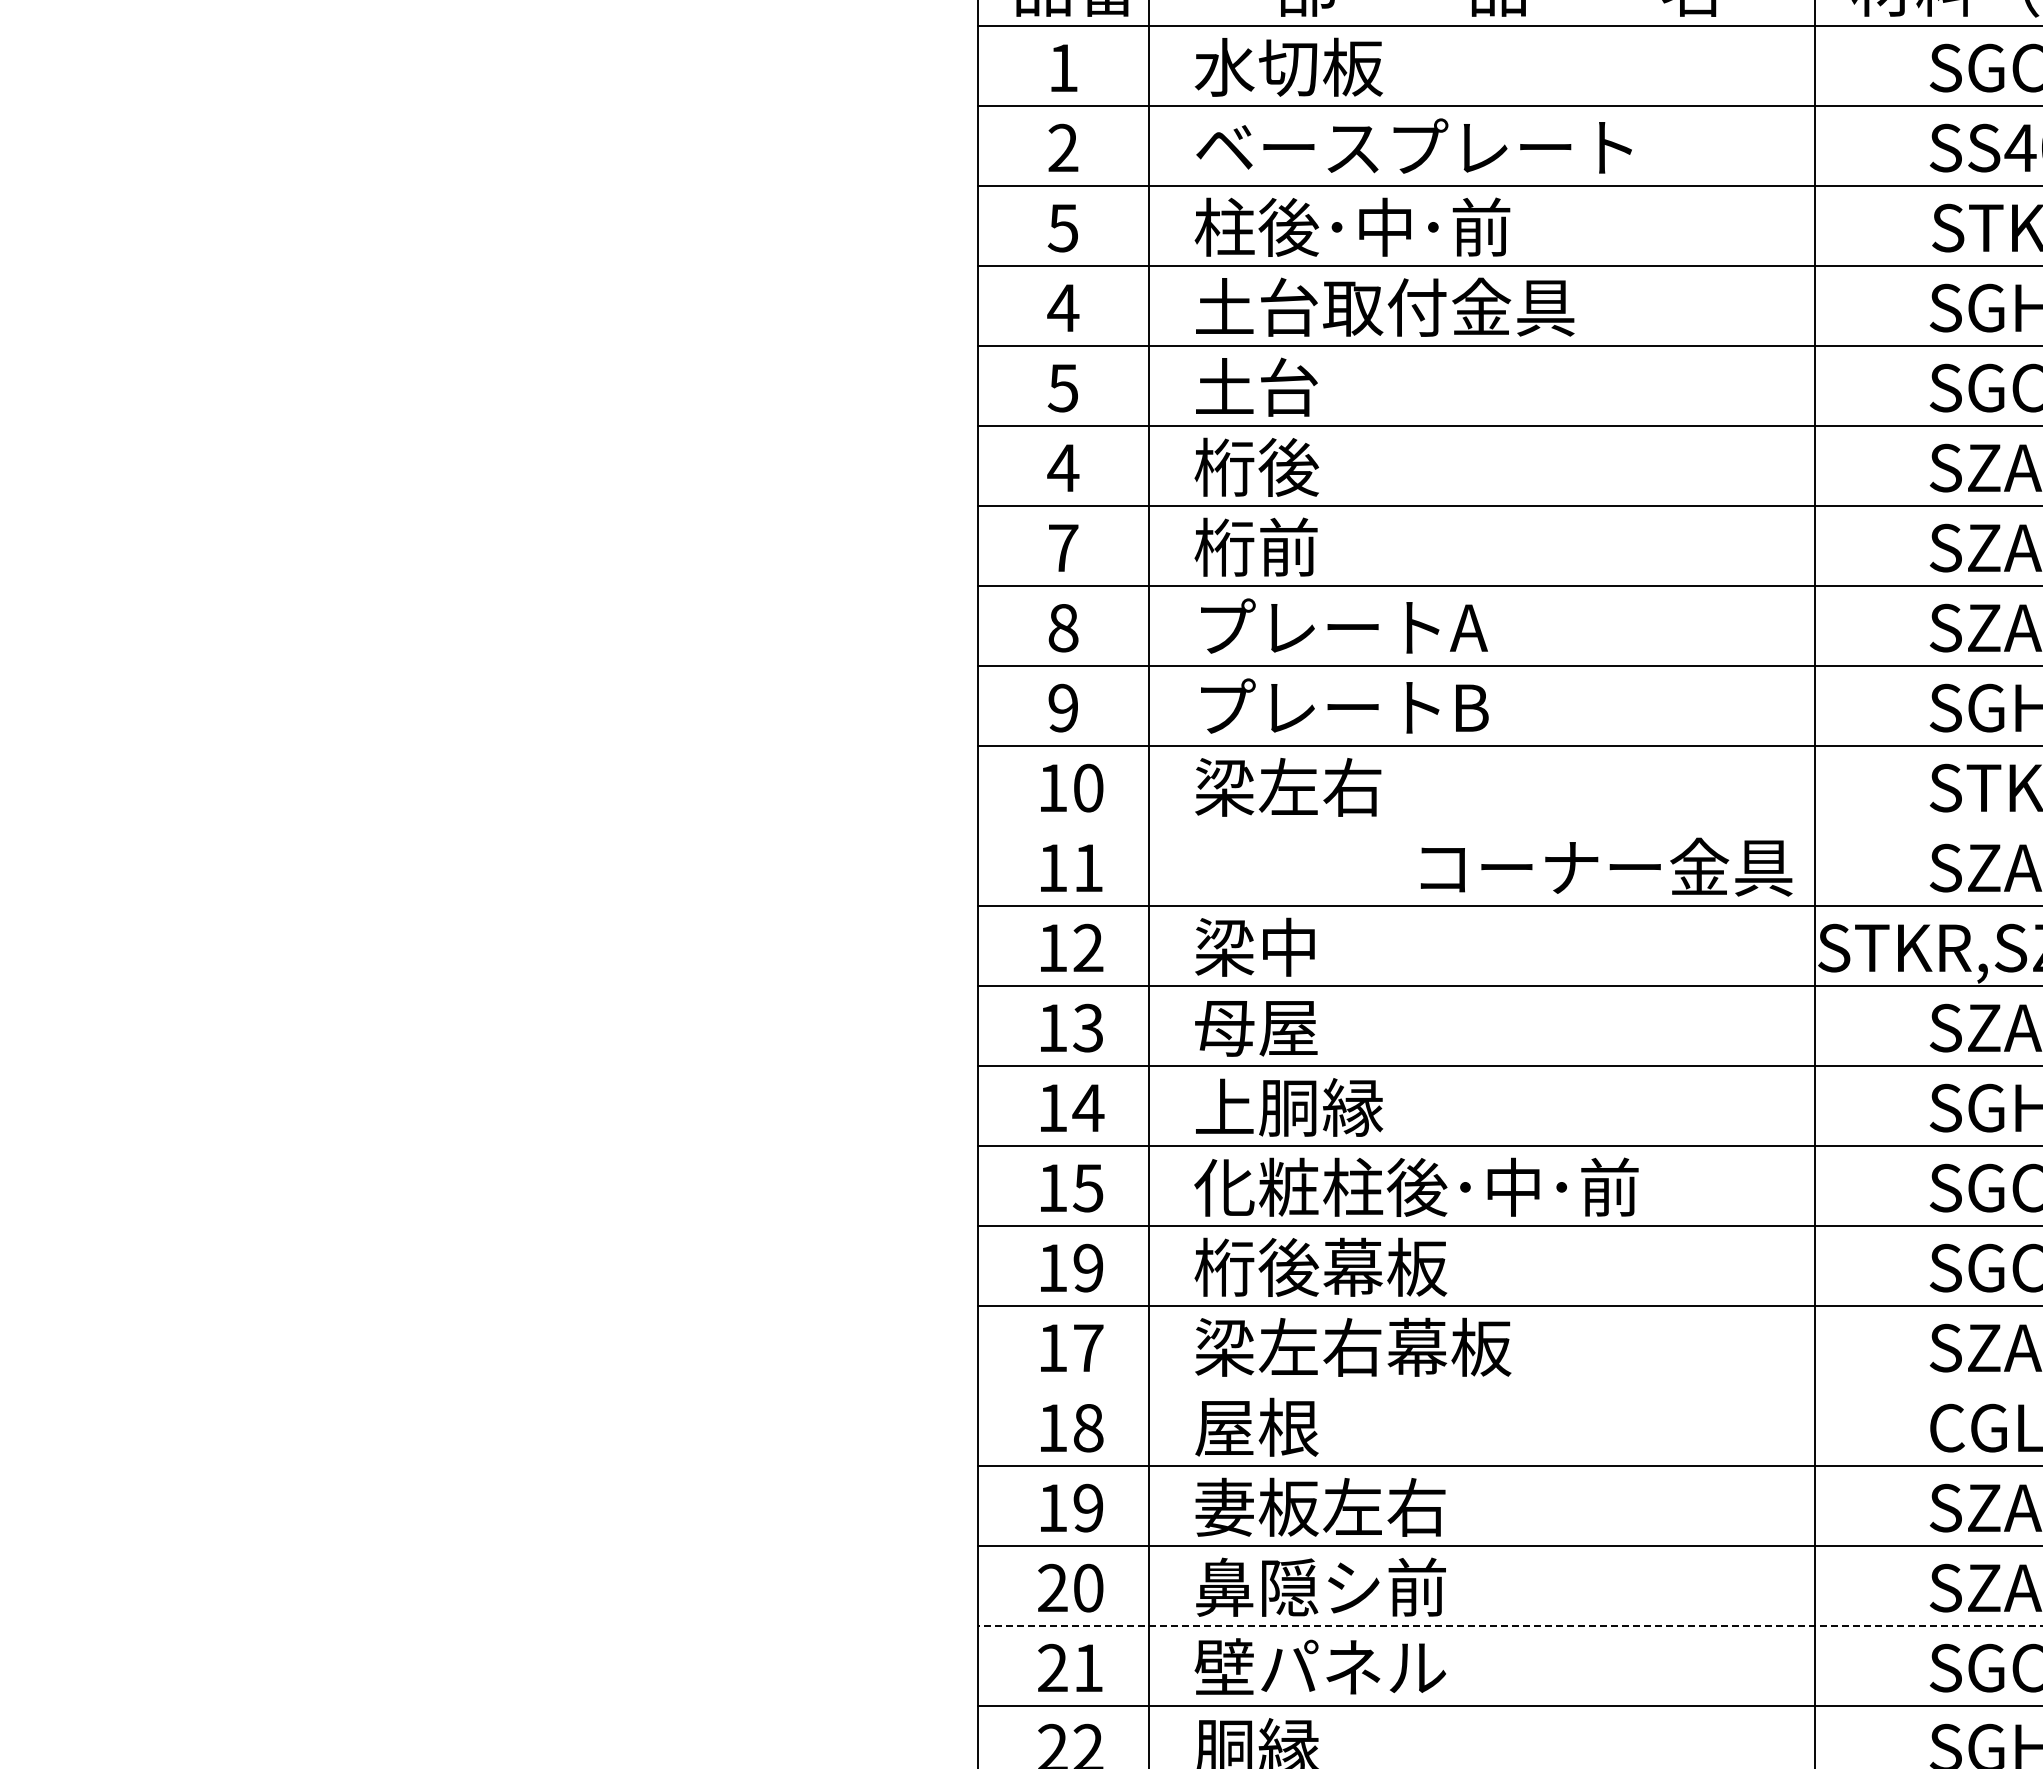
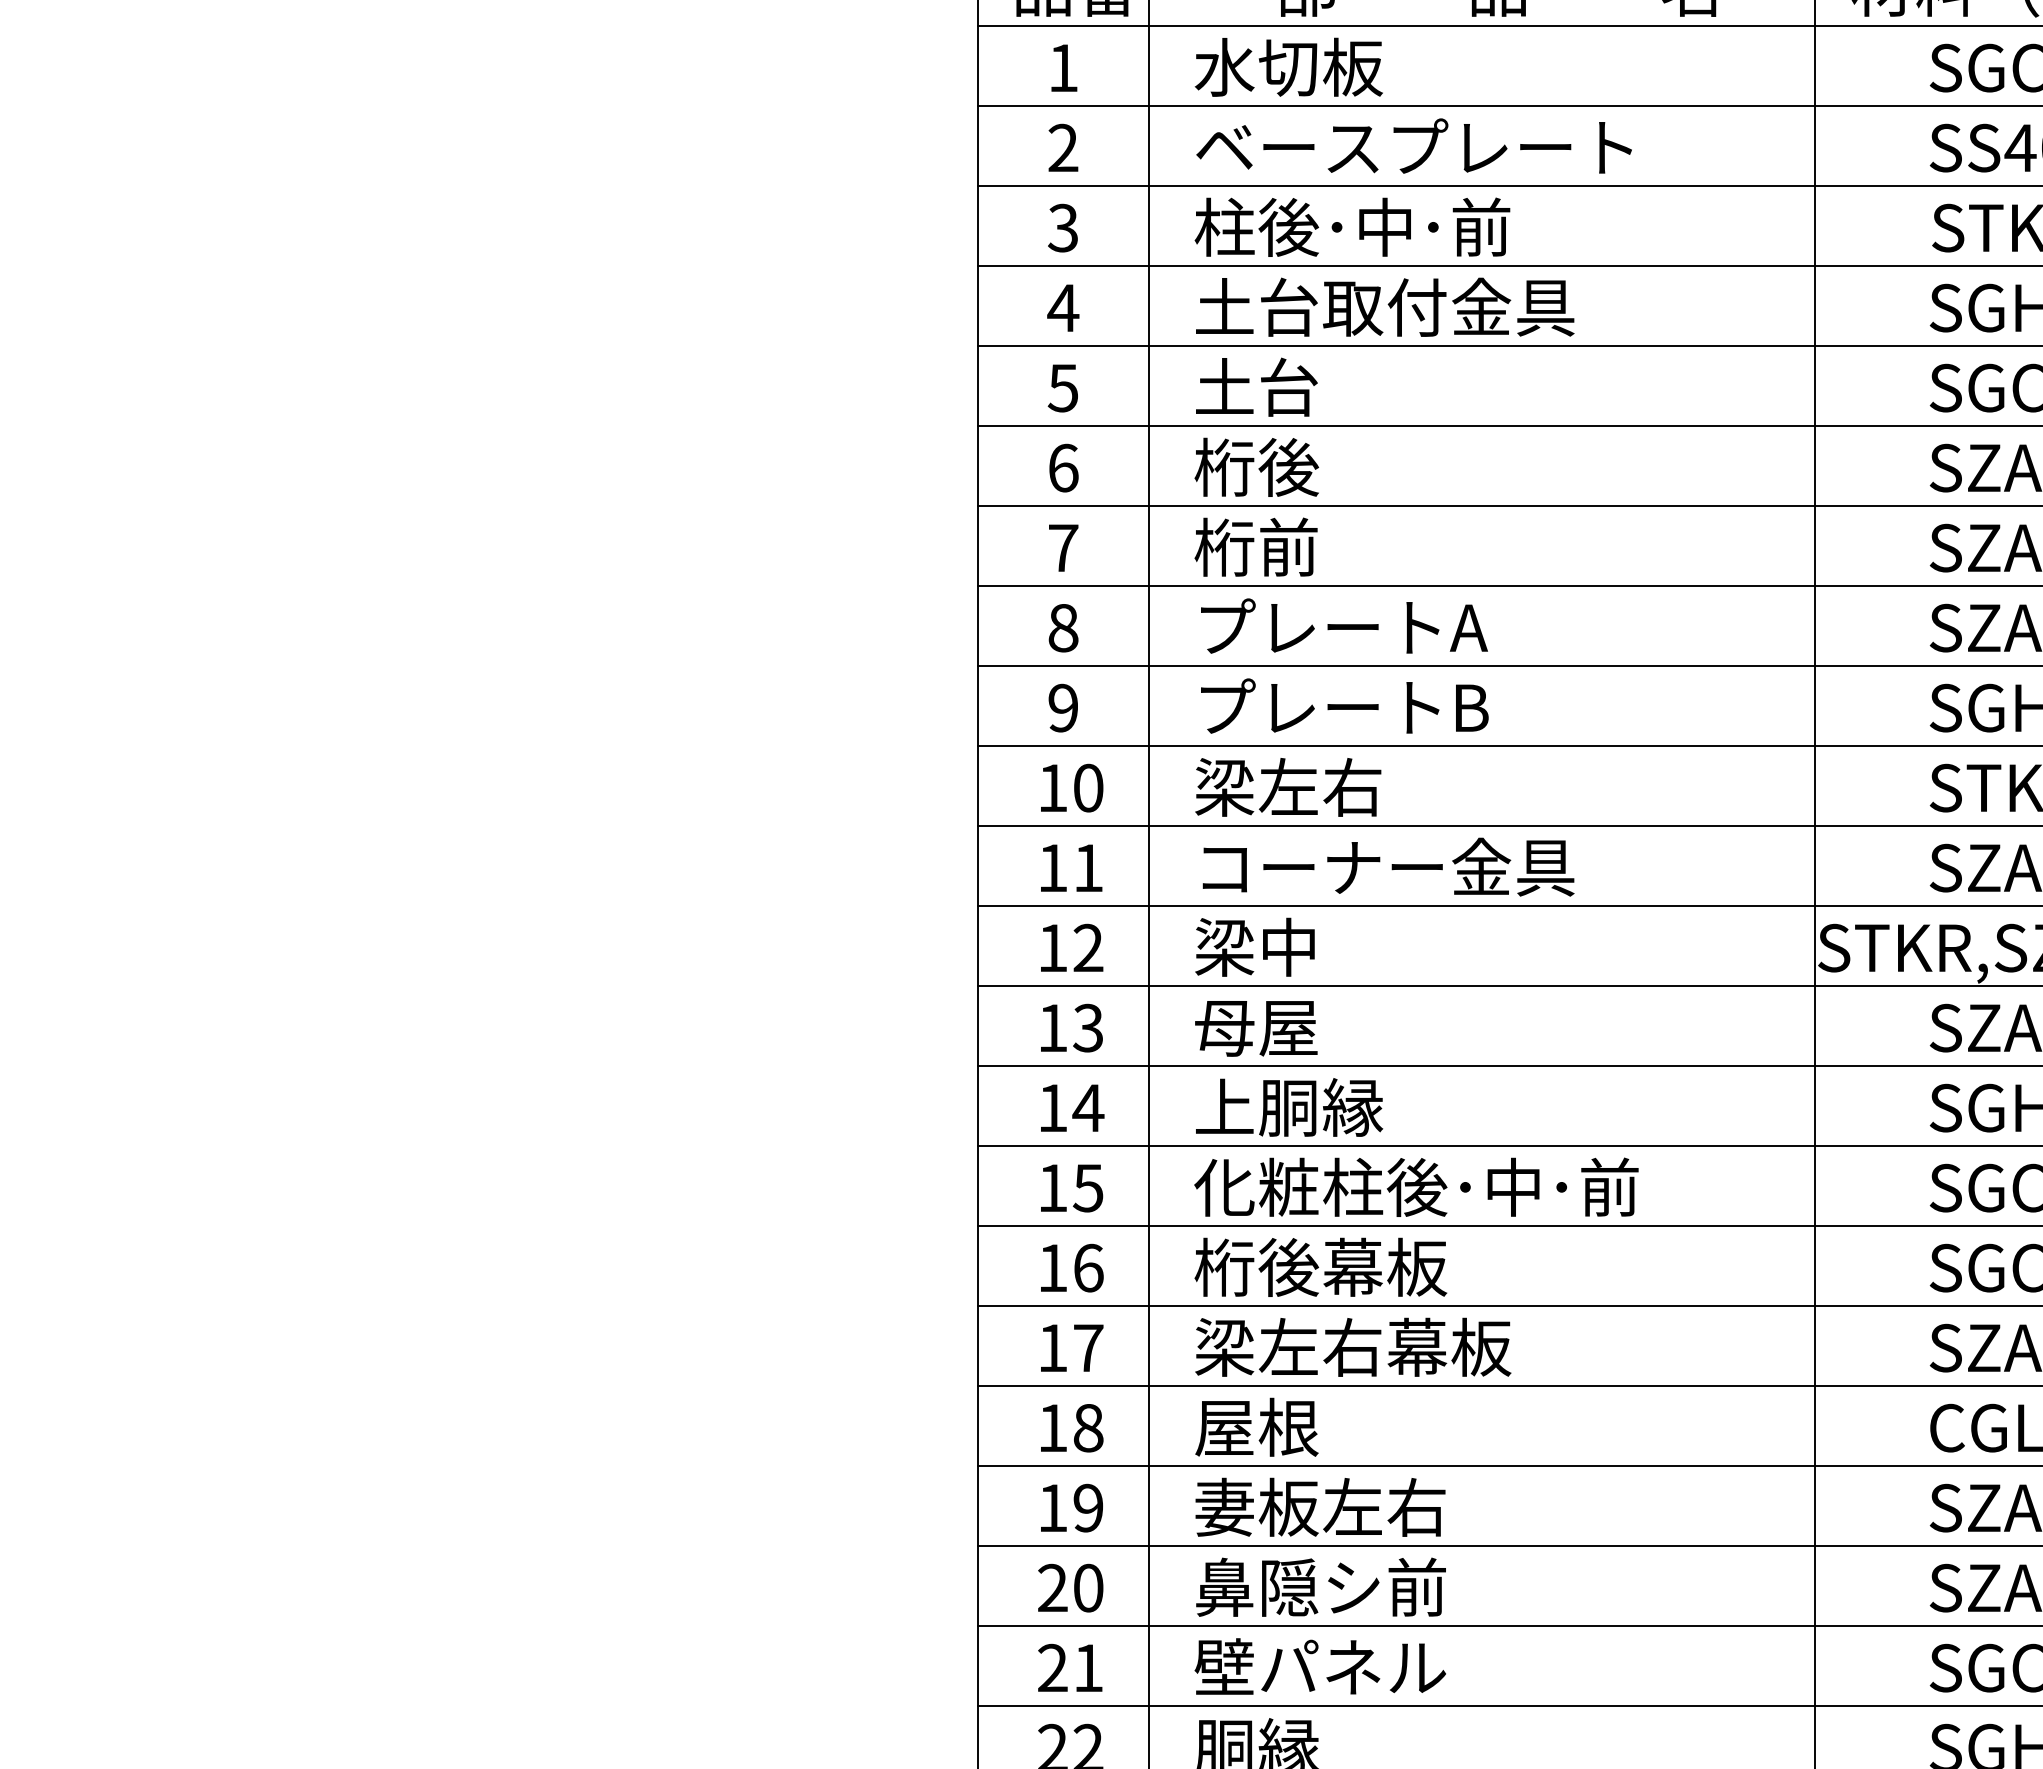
text: 5 -> 3 (1062, 227)
text: 4 -> 6 (1063, 467)
line: none -> present (1508, 826)
text position: (1606, 866) -> (1388, 866) (1388, 866)
text: 19 -> 16 (1088, 1267)
line: none -> present (1508, 1386)
line: dashed -> solid (1510, 1626)
